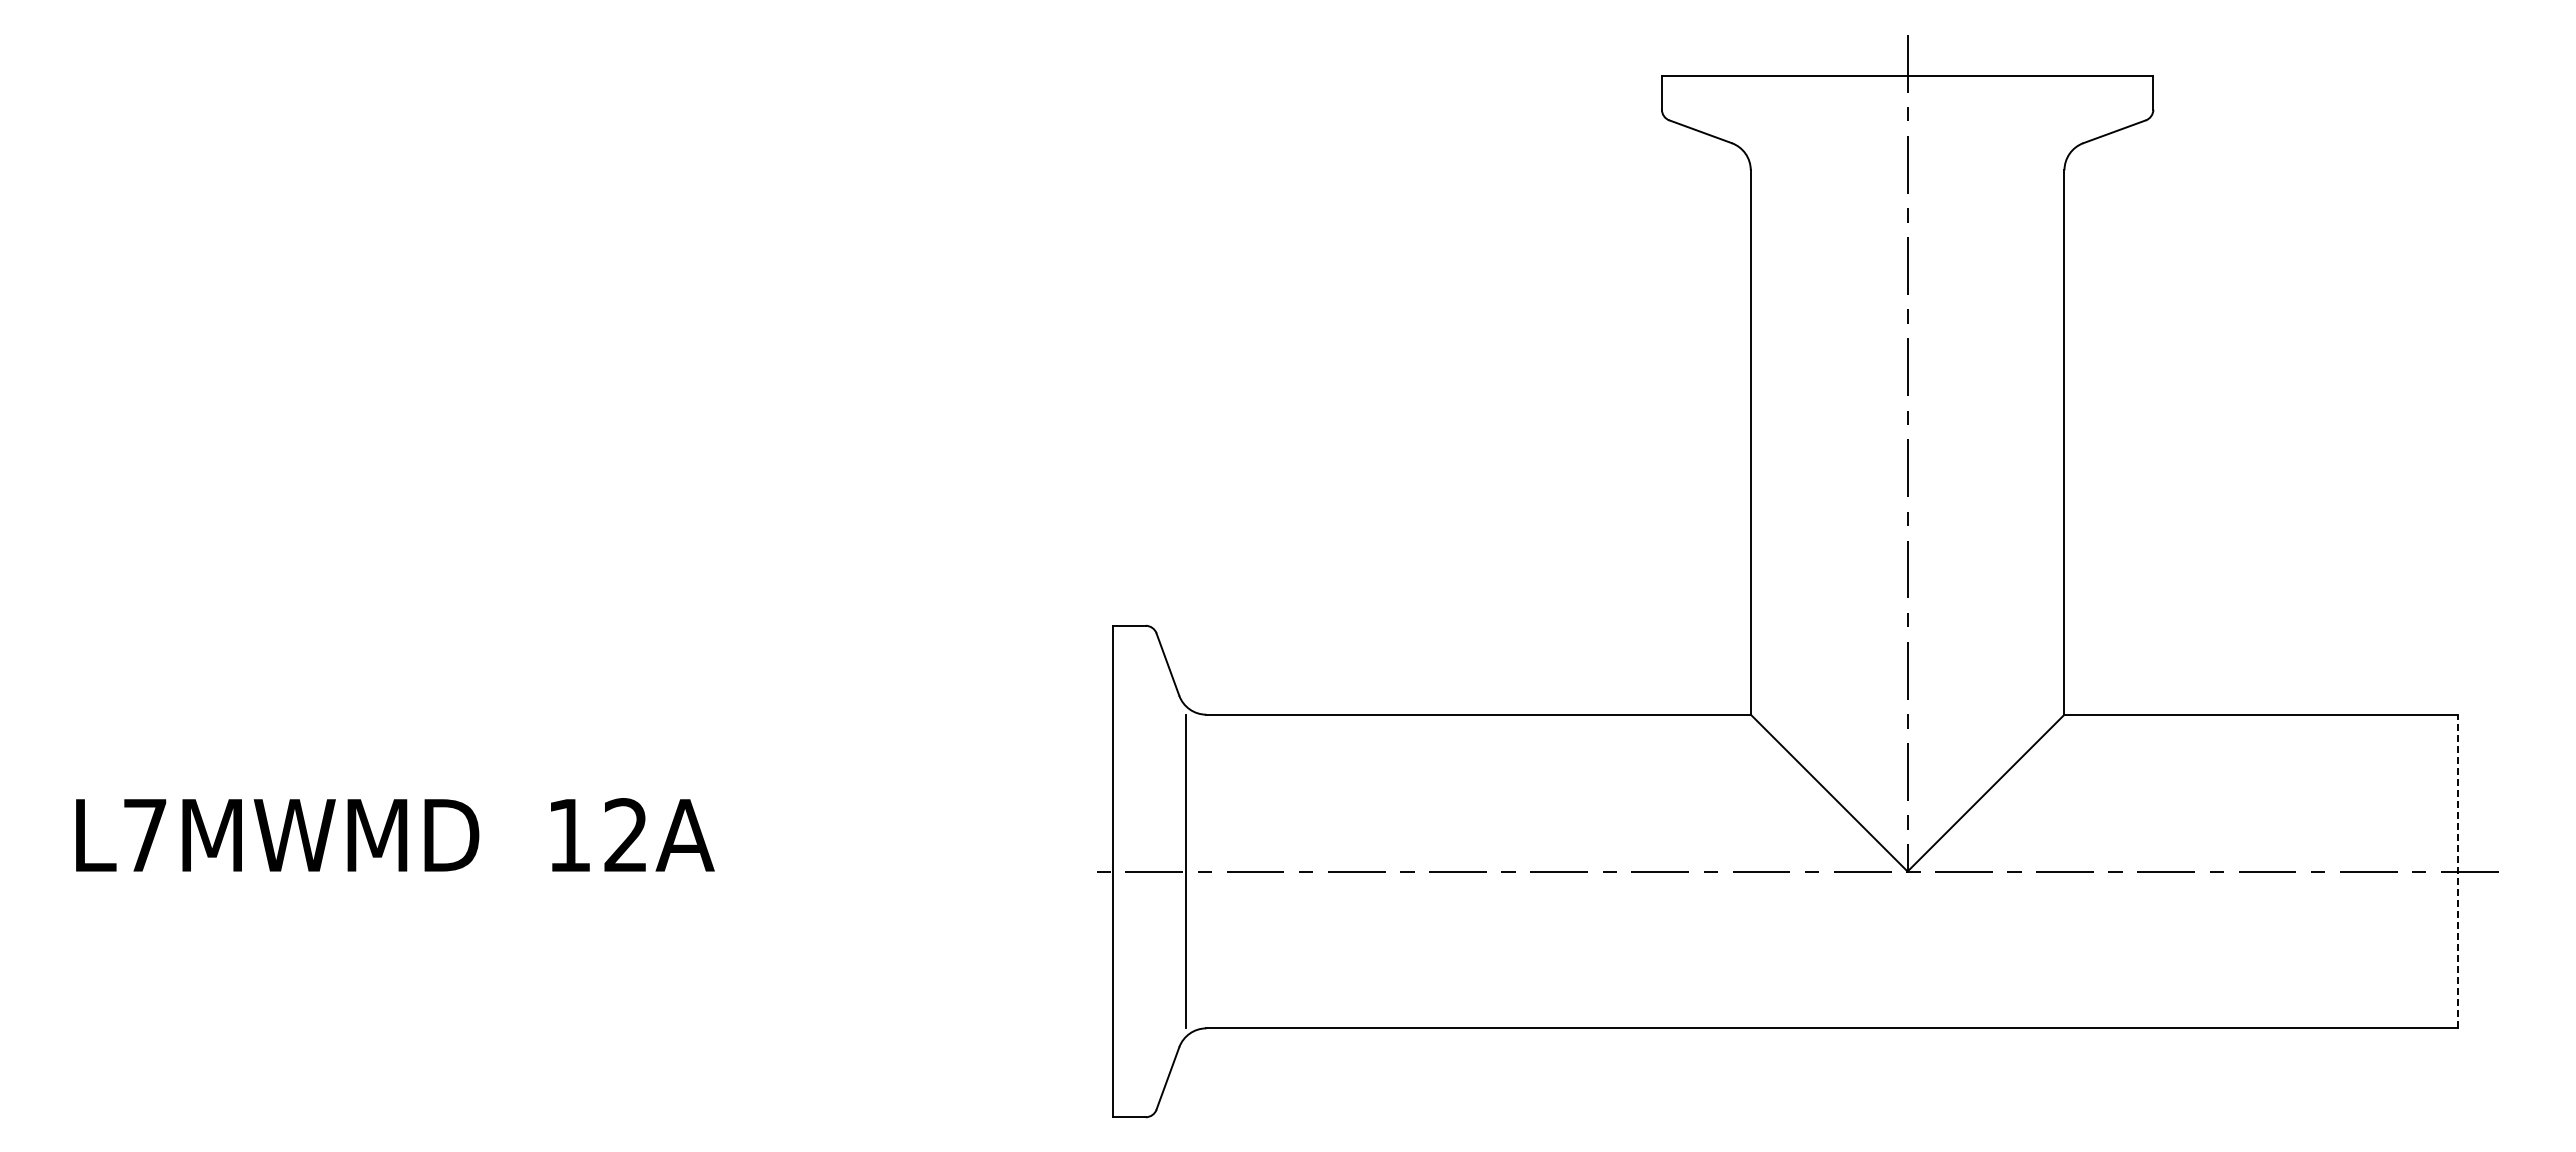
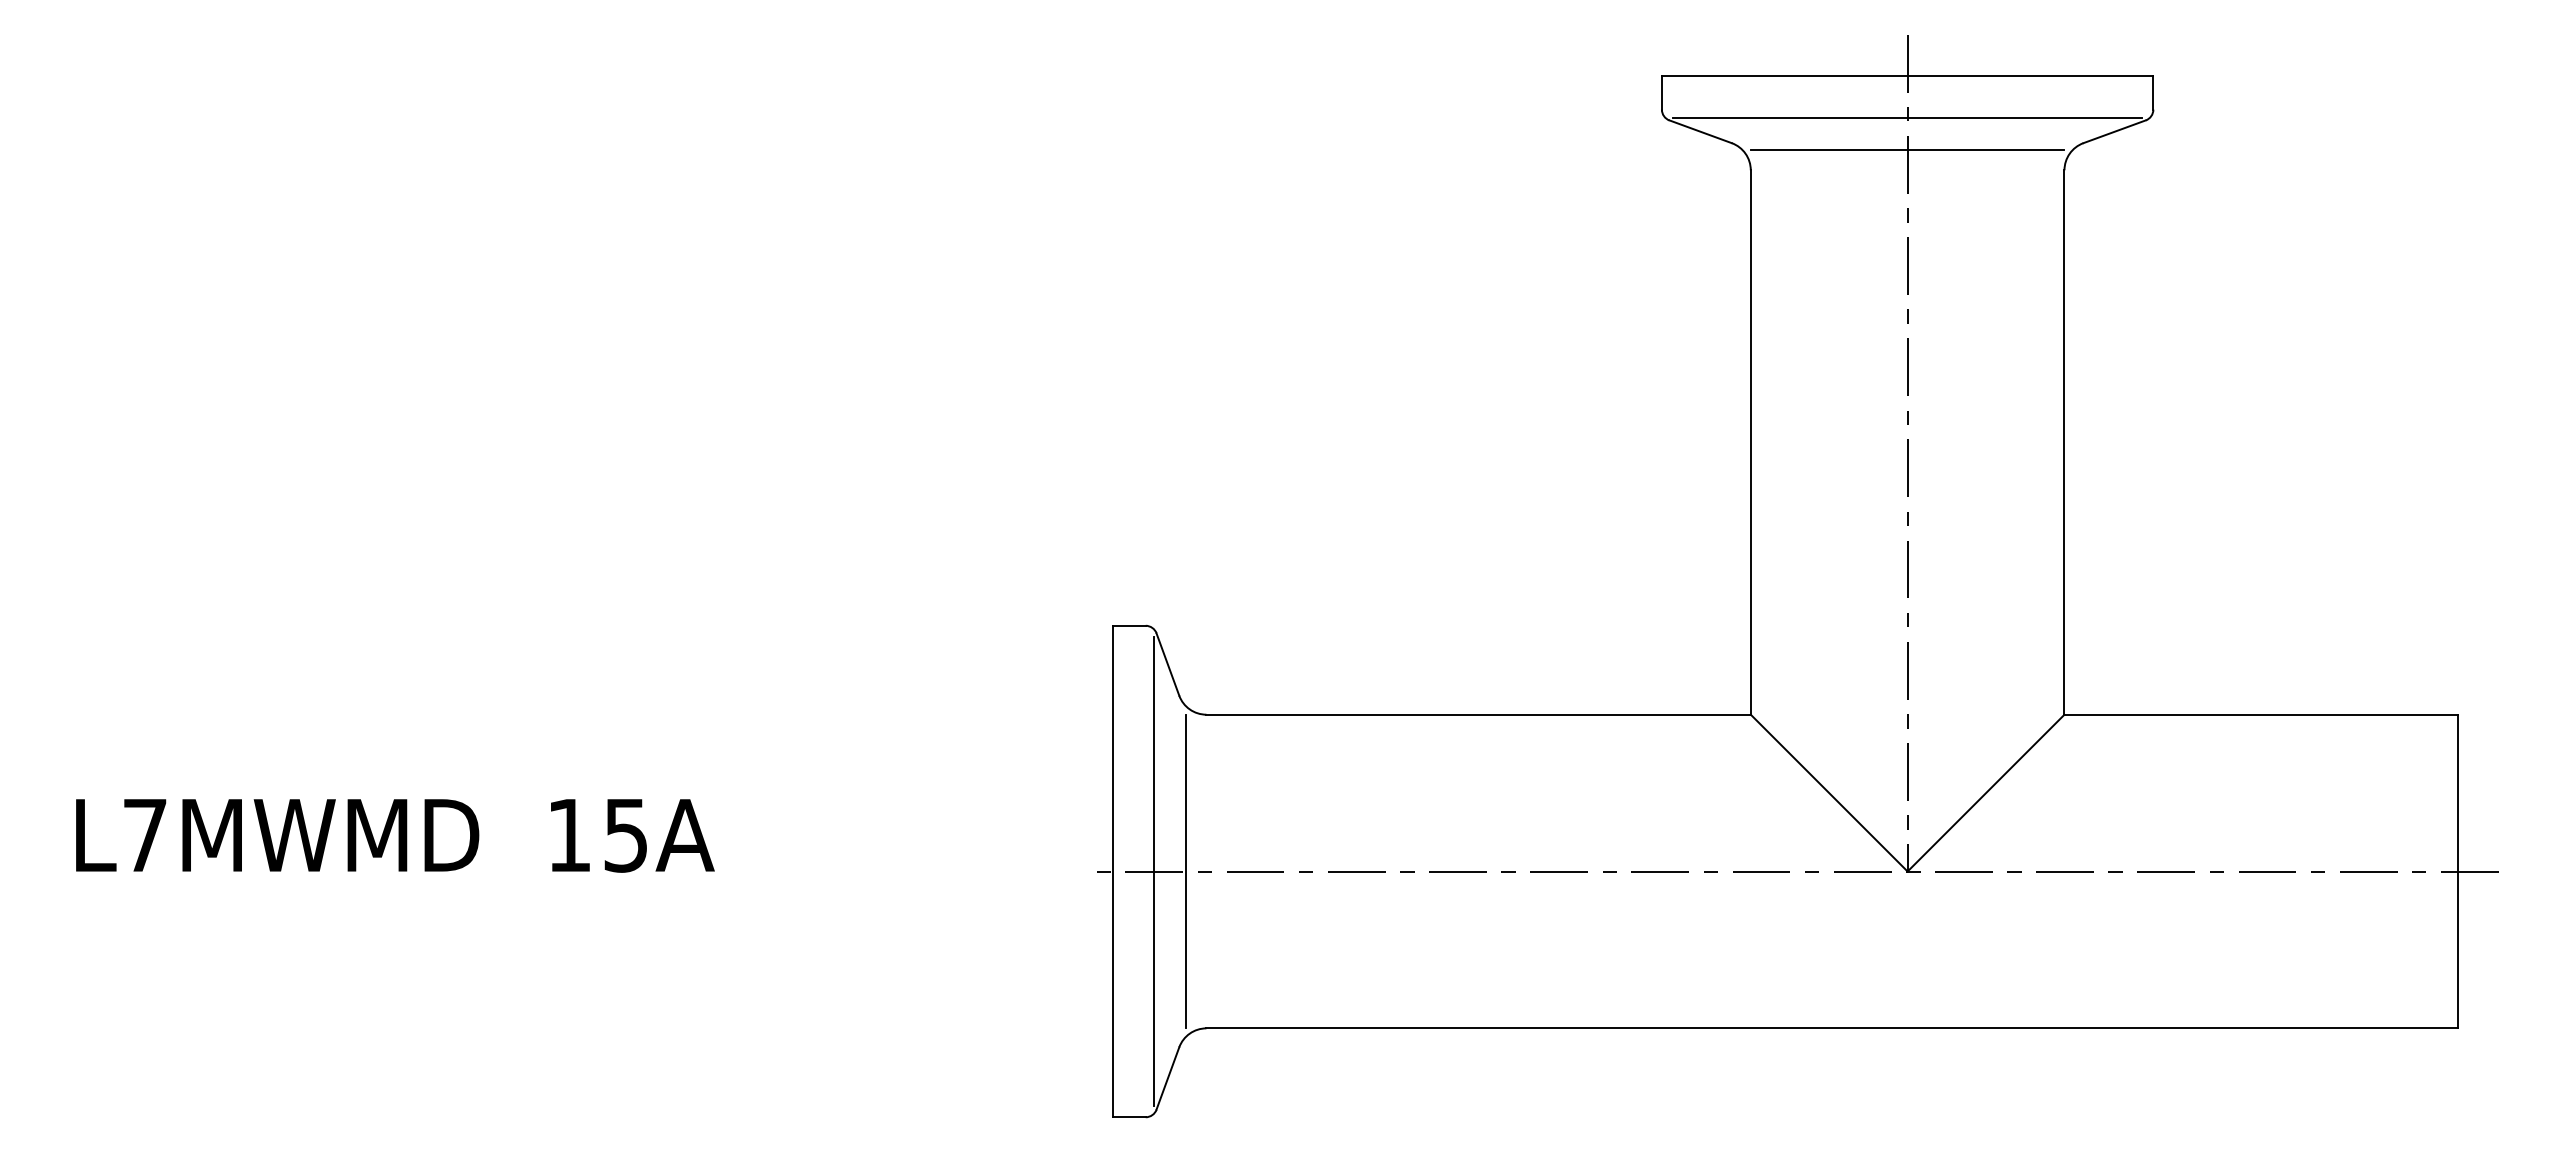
line: none -> present (1907, 117)
line: none -> present (1907, 150)
text: 12A -> 15A (625, 835)
line: none -> present (1153, 871)
line: dashed -> solid (2458, 871)
